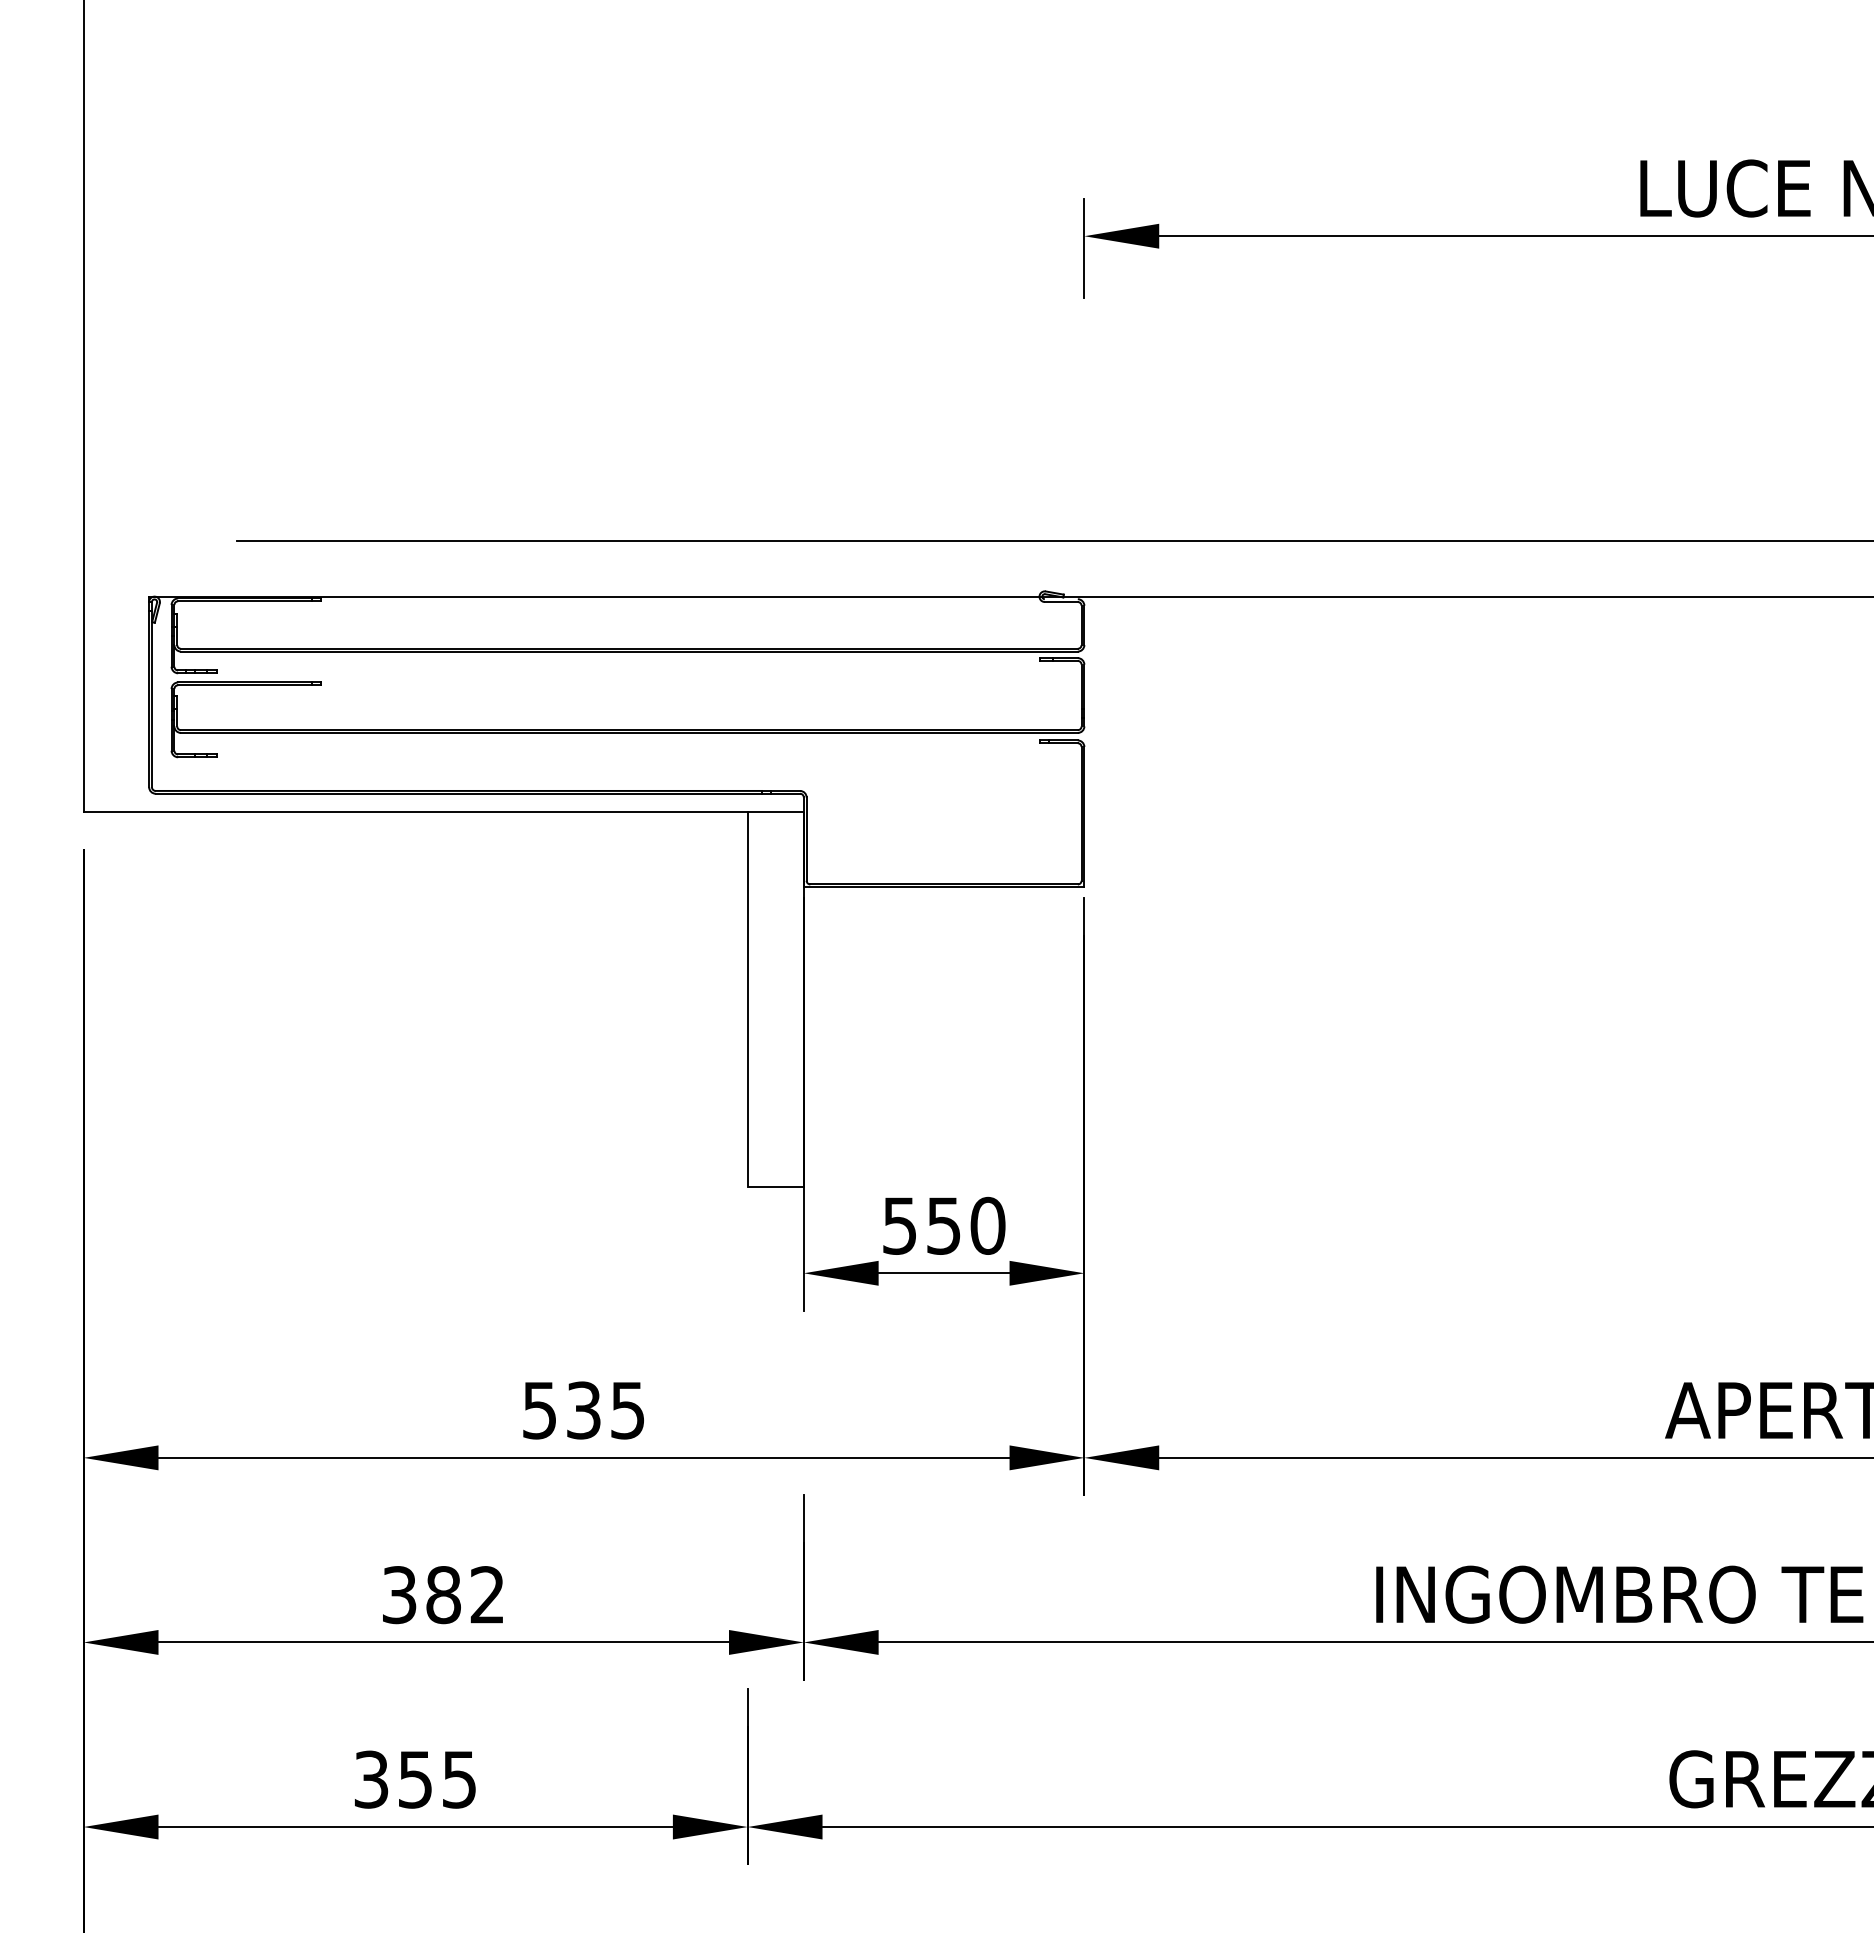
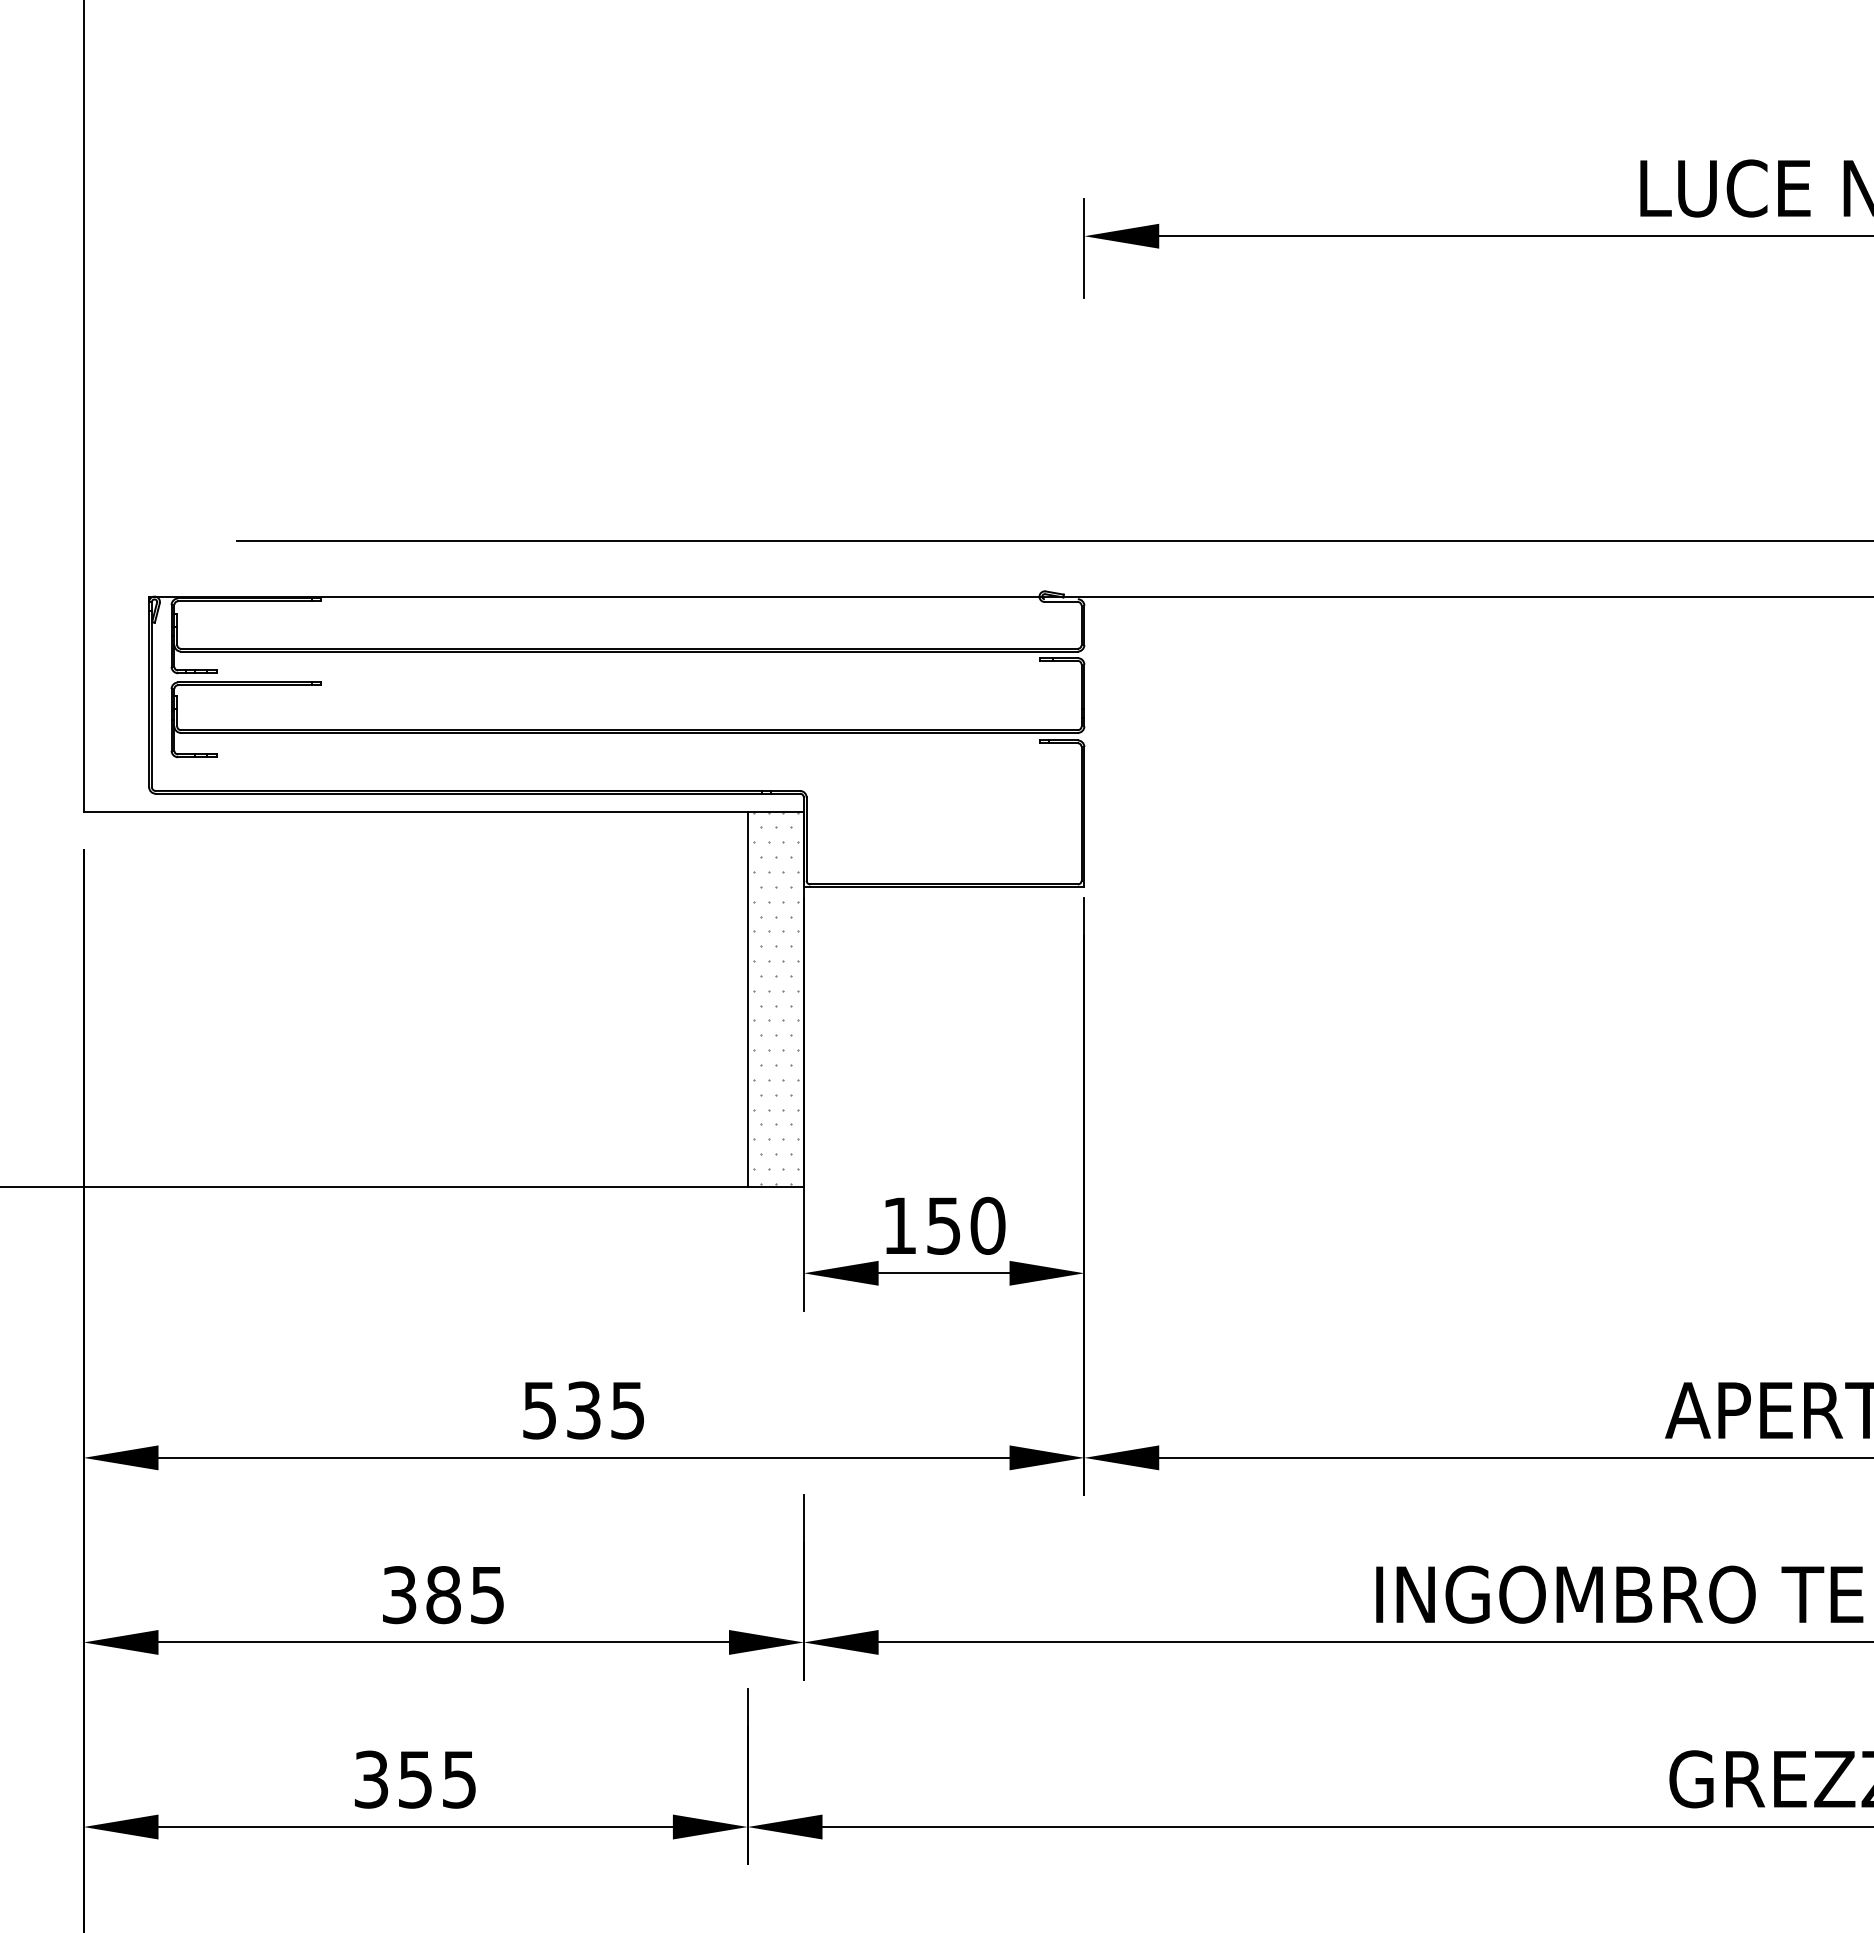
hatch: none -> present (775, 997)
line: none -> present (374, 1186)
text: 550 -> 150 (899, 1225)
text: 382 -> 385 (486, 1595)
